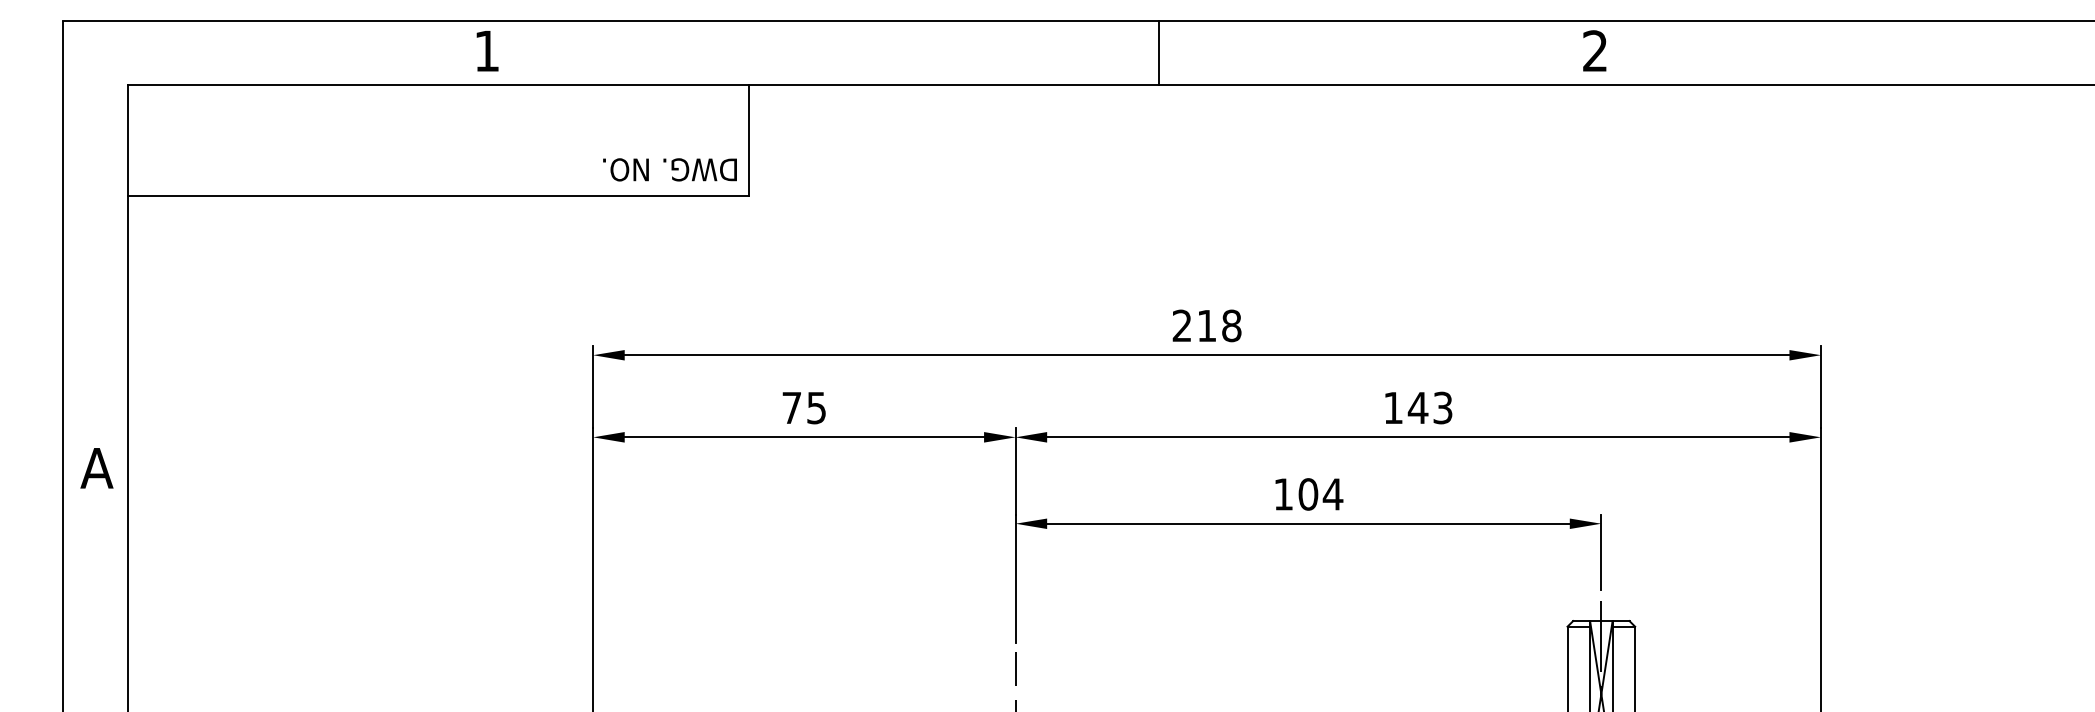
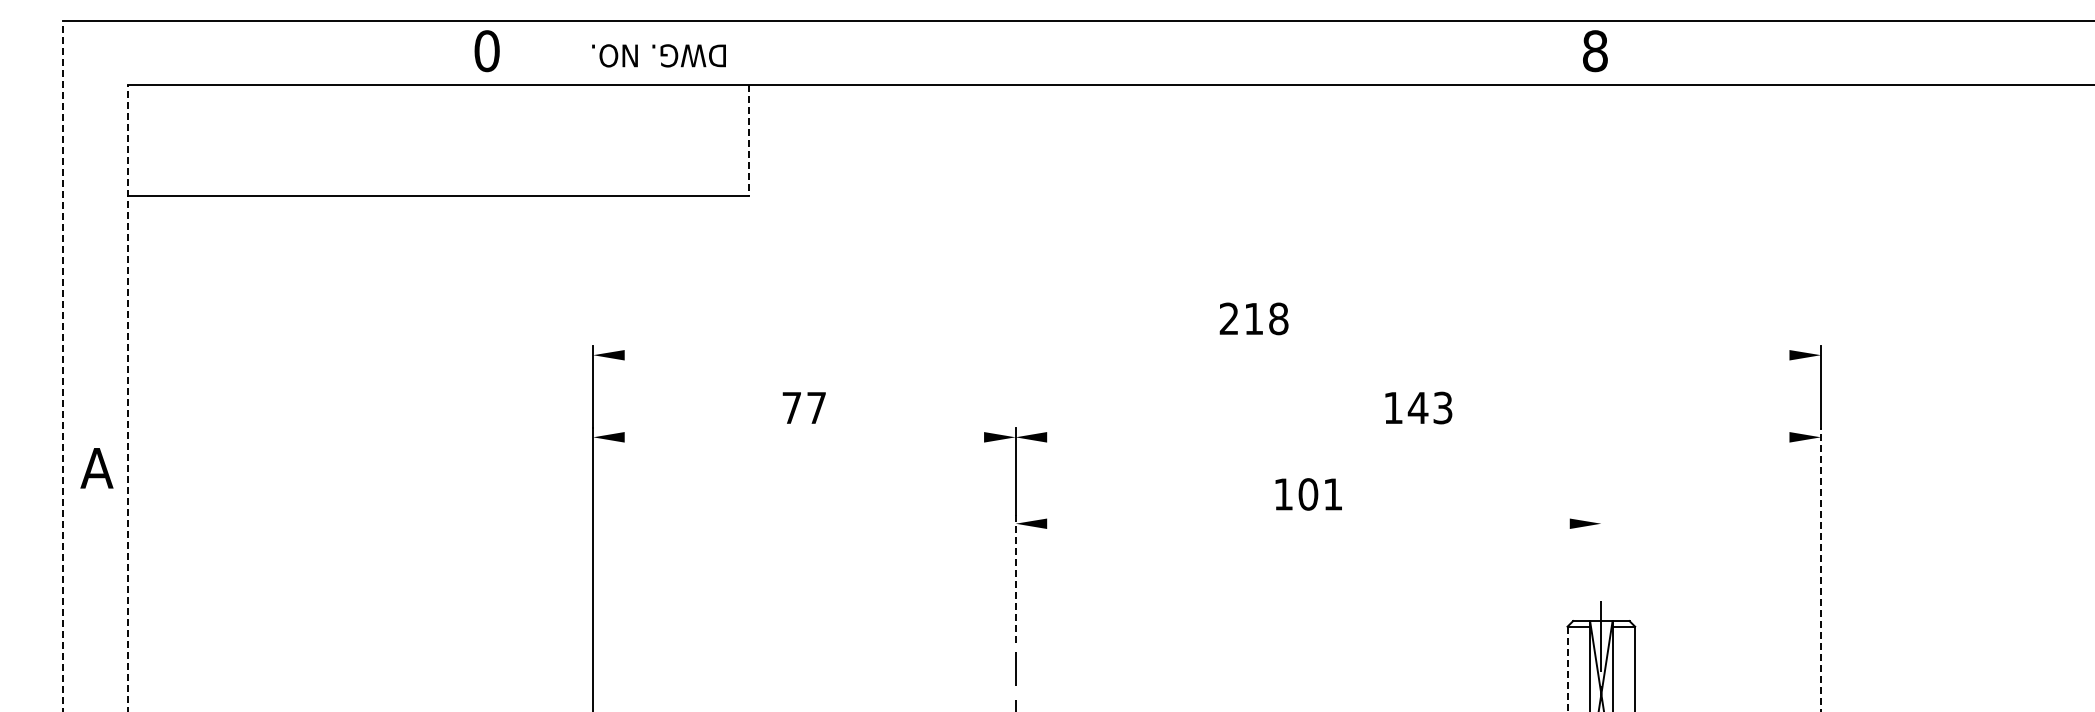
text: 1 -> 0 (486, 51)
text: 2 -> 8 (1595, 51)
line: present -> none (1158, 53)
line: solid -> dashed (748, 141)
text position: (669, 169) -> (658, 55) (658, 55)
text position: (1206, 325) -> (1253, 318) (1253, 318)
line: present -> none (1206, 355)
line: solid -> dashed (62, 366)
line: solid -> dashed (127, 398)
text: 75 -> 77 (816, 408)
line: present -> none (804, 437)
line: present -> none (1418, 437)
text: 104 -> 101 (1332, 494)
line: present -> none (1308, 523)
line: present -> none (1601, 551)
line: solid -> dashed (1821, 569)
line: solid -> dashed (1015, 578)
line: solid -> dashed (1567, 669)
